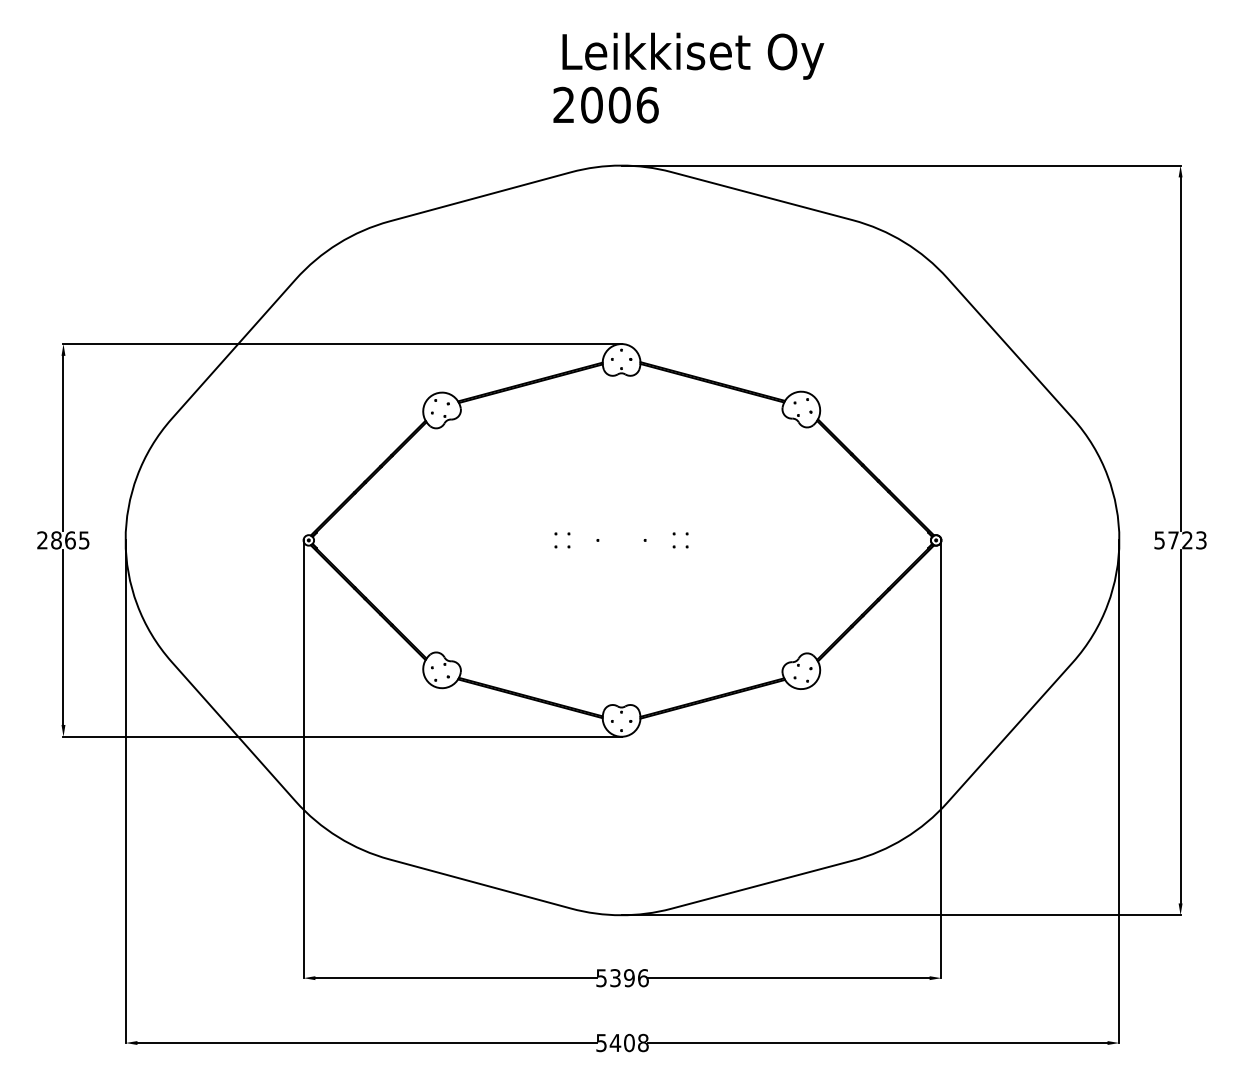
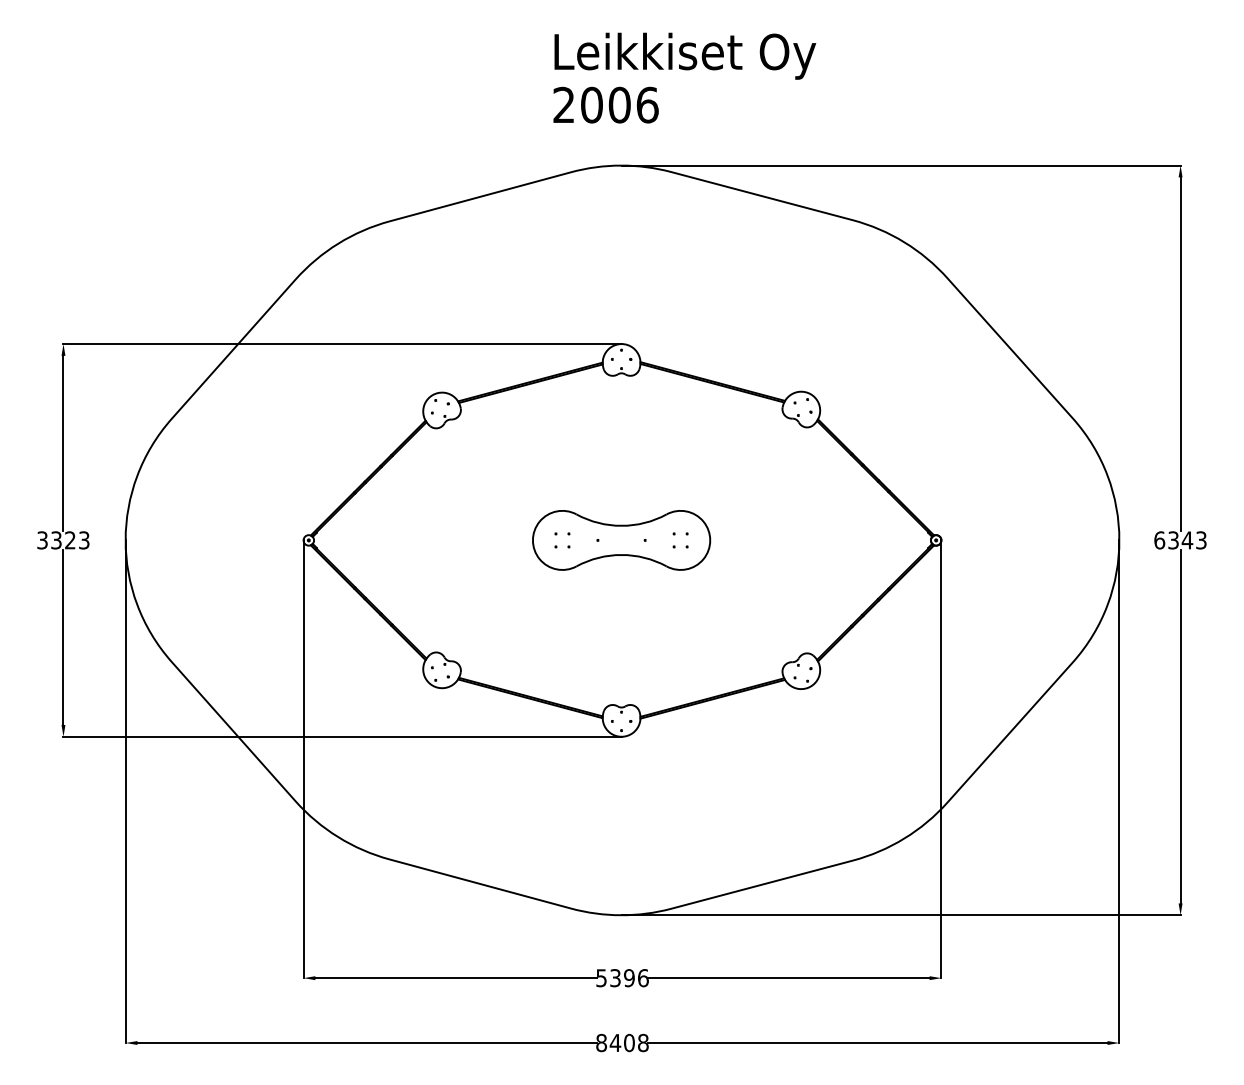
text position: (693, 55) -> (685, 55) (685, 55)
text: 2865 -> 3323 (63, 540)
part: none -> present (621, 540)
text: 5723 -> 6343 (1173, 540)
text: 5408 -> 8408 (601, 1042)
